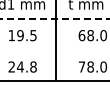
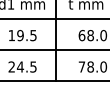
line: dashed -> solid (55, 18)
line: none -> present (54, 50)
text: 24.8 -> 24.5 (33, 66)
